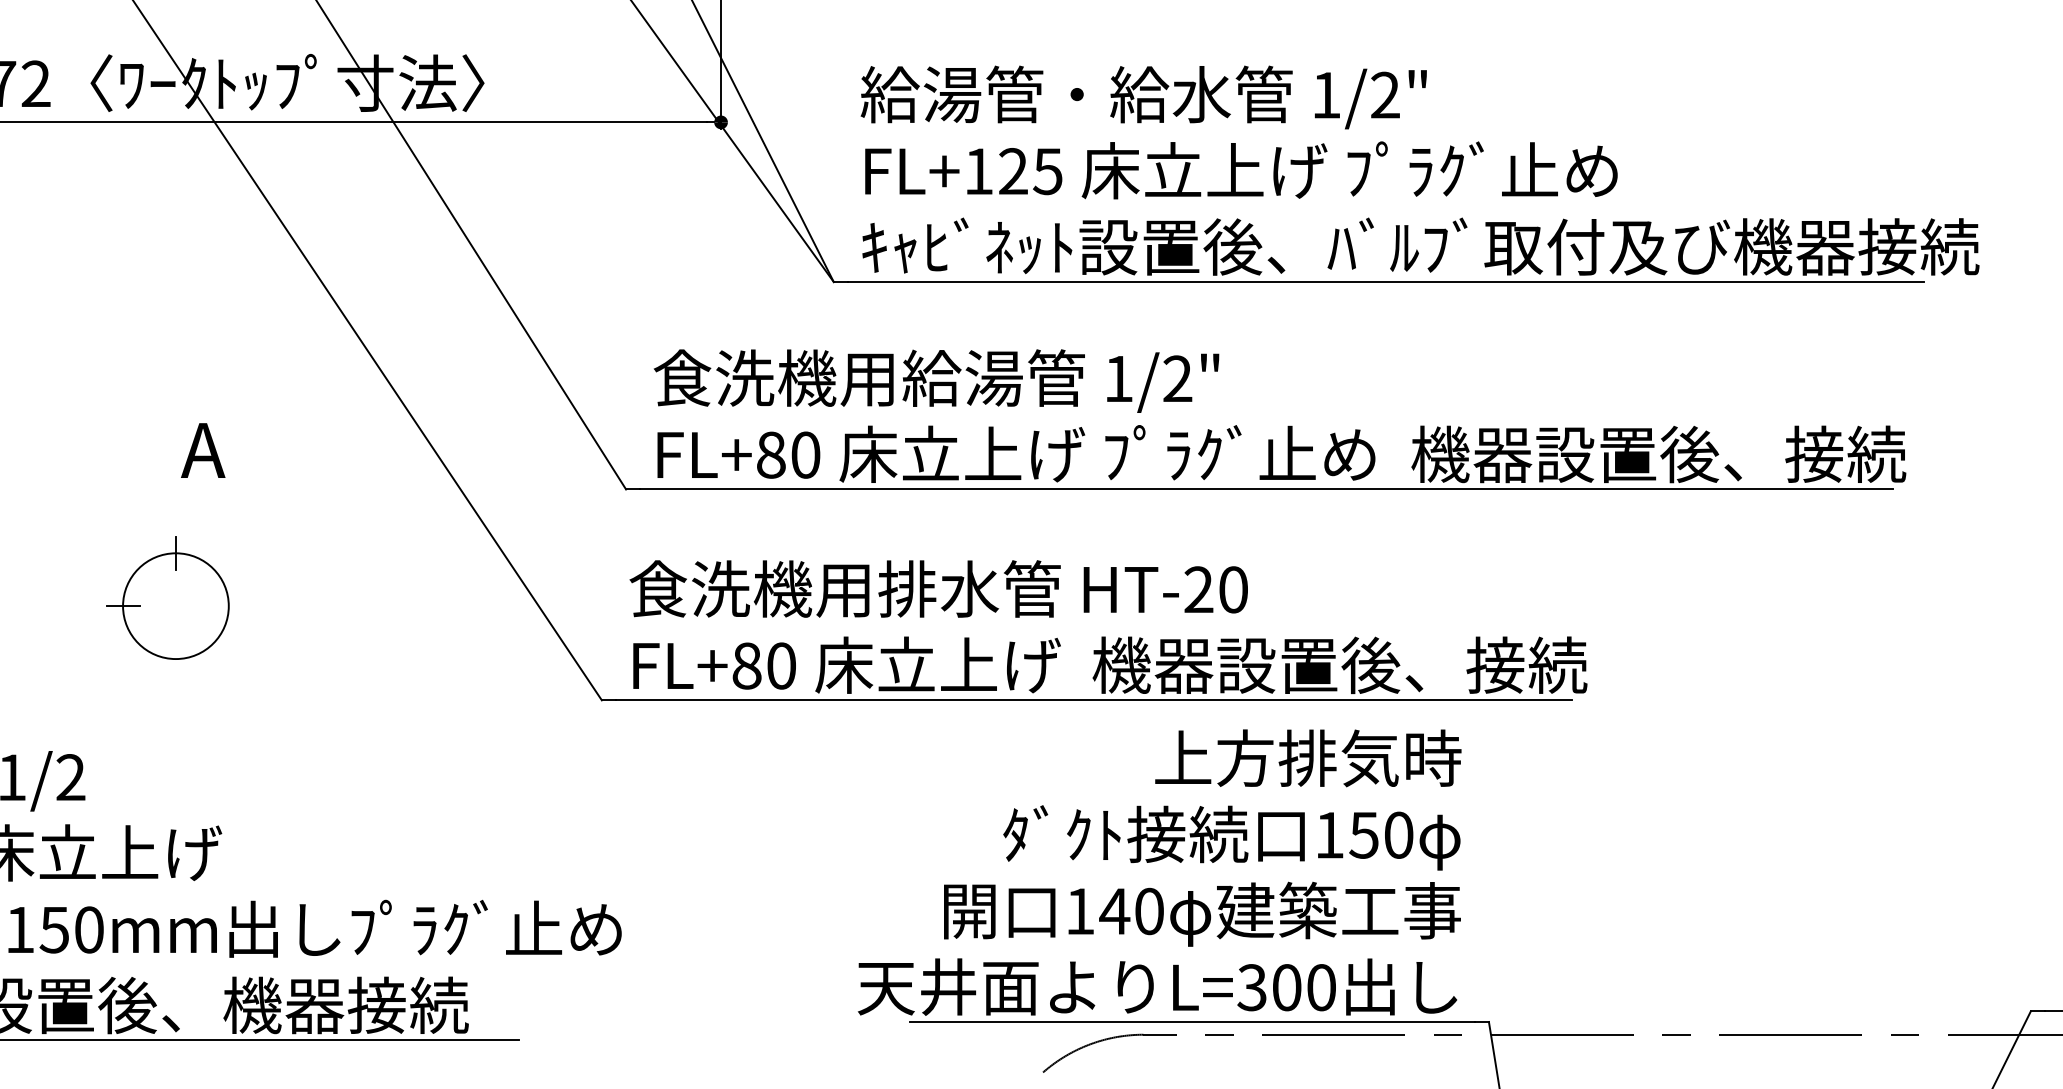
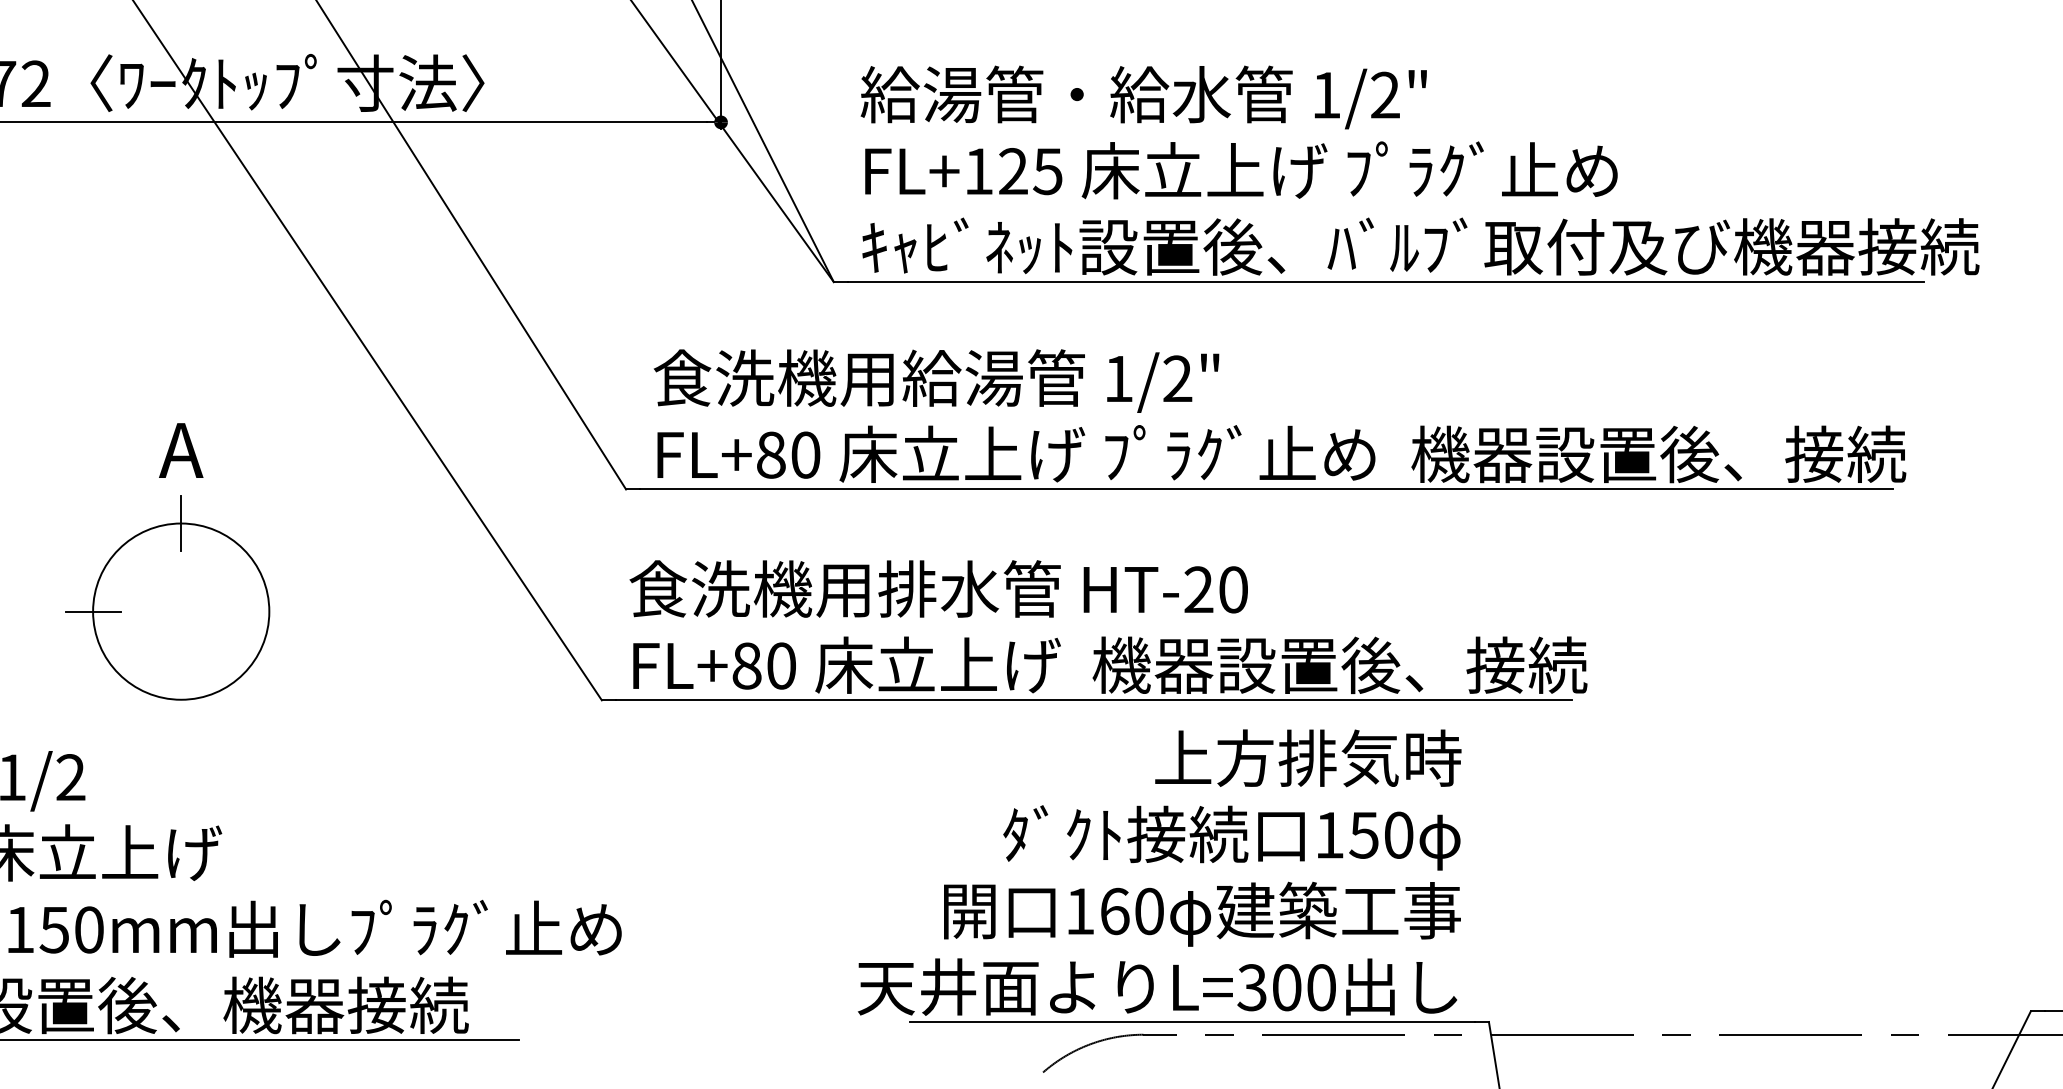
text position: (203, 450) -> (181, 450) (181, 450)
part size: 124x124 px -> 206x206 px (167, 597)
text: 140 -> 160 (1114, 911)
